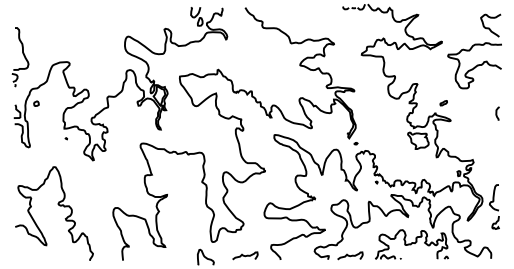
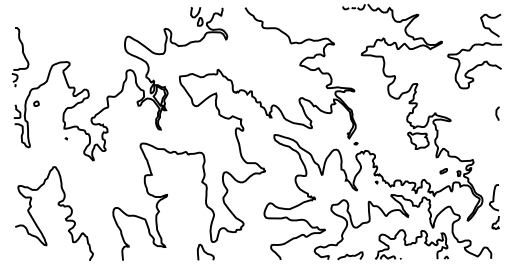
part position: (443, 103) -> (443, 171) (443, 171)
curve: present -> none (245, 255)
curve position: (205, 256) -> (205, 251) (205, 251)
